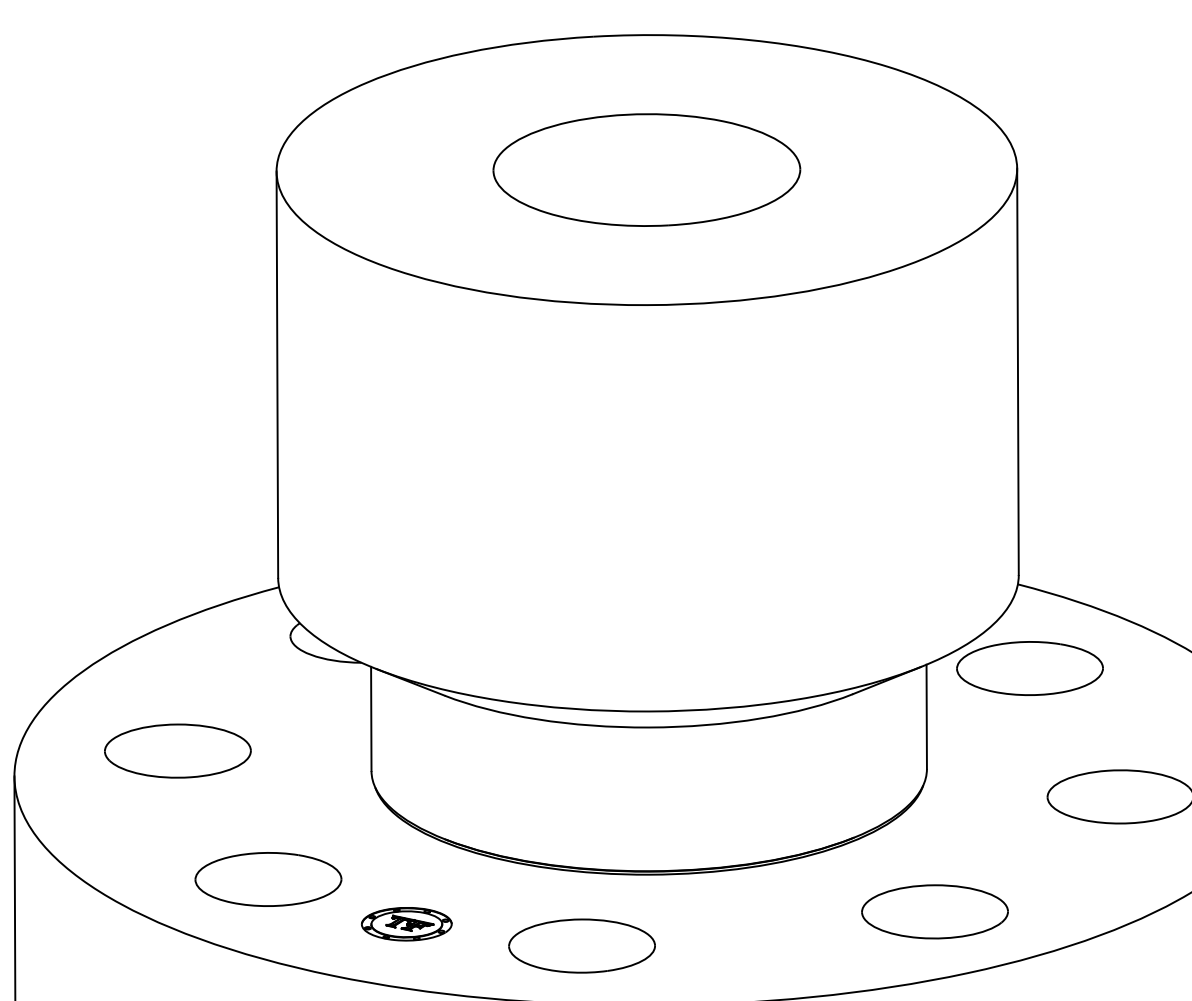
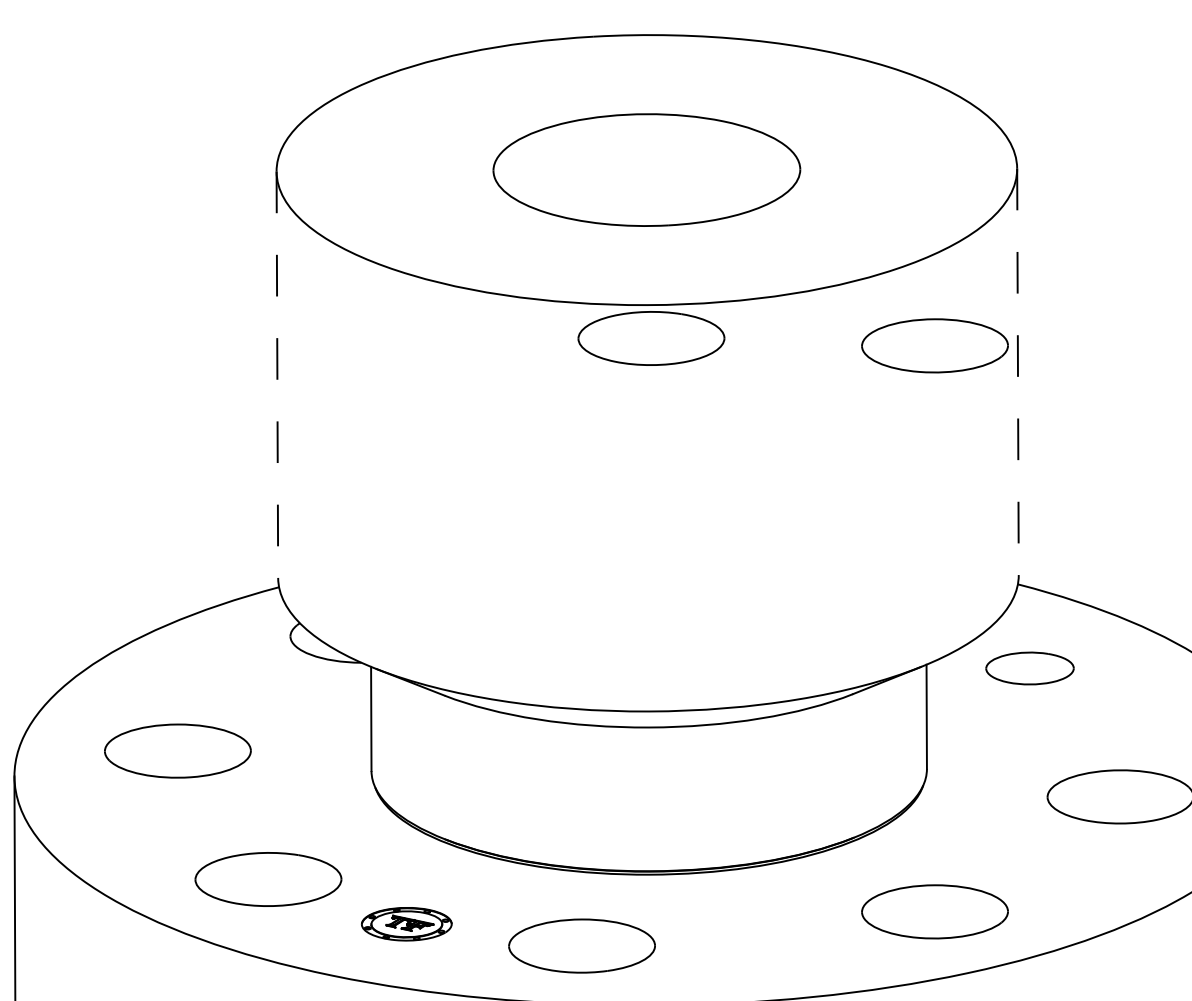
part: none -> present (651, 338)
part: none -> present (934, 345)
line: solid -> dashed (1017, 372)
line: solid -> dashed (277, 375)
part size: 148x55 px -> 90x35 px (1029, 668)
